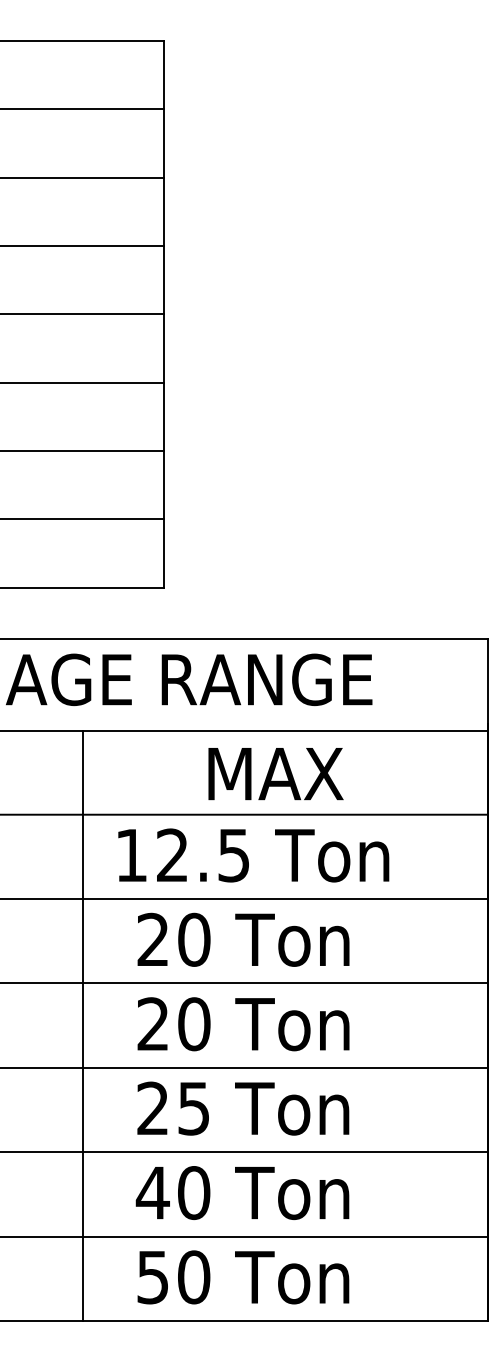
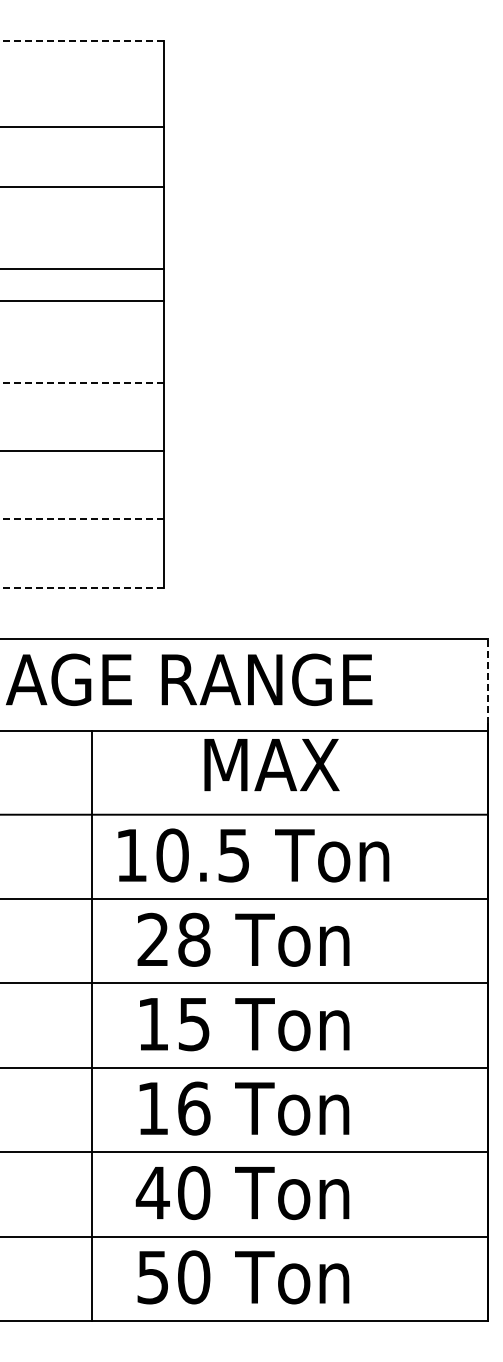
line: solid -> dashed (82, 40)
line position: (82, 109) -> (82, 127) (82, 127)
line position: (82, 177) -> (82, 186) (82, 186)
line position: (82, 245) -> (82, 268) (82, 268)
line position: (82, 314) -> (82, 301) (82, 301)
line: solid -> dashed (81, 382)
line: solid -> dashed (81, 519)
line: solid -> dashed (81, 587)
line: solid -> dashed (487, 680)
text position: (275, 774) -> (271, 765) (271, 765)
text: 12.5 -> 10.5 (172, 855)
text: 20 -> 28 (194, 939)
text: 20 -> 15 (173, 1024)
line position: (82, 1025) -> (91, 1025) (91, 1025)
text: 25 -> 16 (173, 1108)
